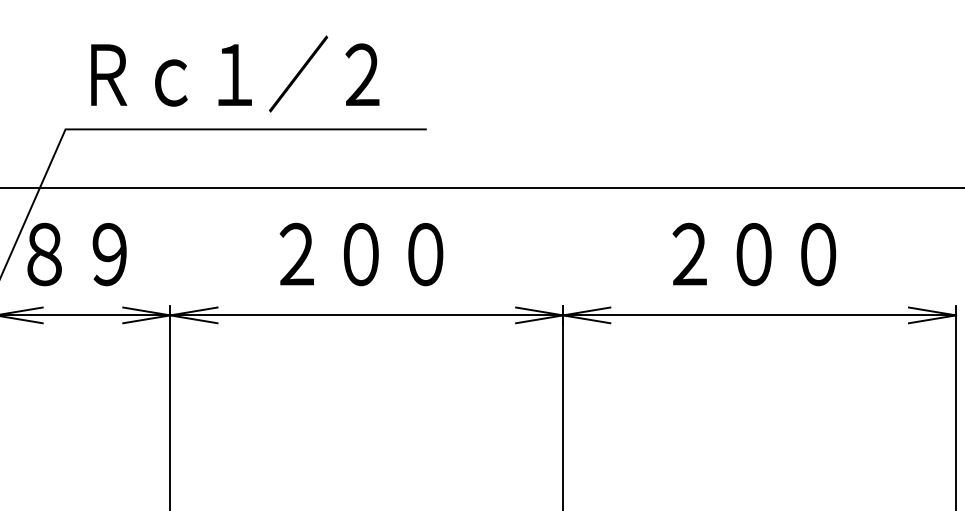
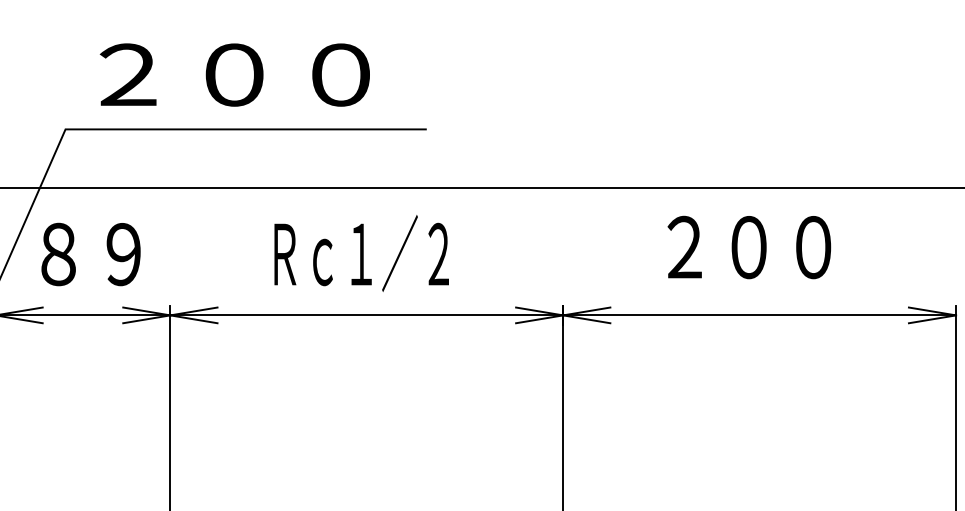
text: Ｒｃ１／２ -> ２００ (235, 73)
text: ２００ -> Ｒｃ１／２ (361, 253)
text position: (76, 254) -> (90, 254) (90, 254)
text position: (754, 254) -> (749, 247) (749, 247)
